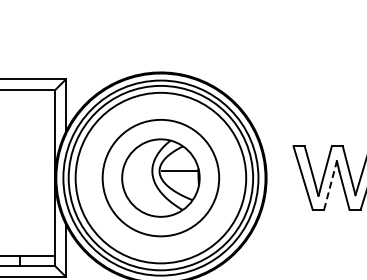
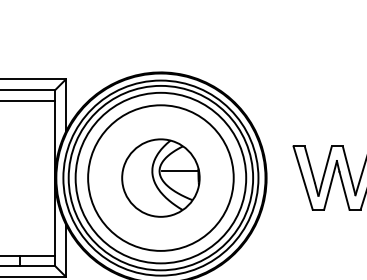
line: none -> present (28, 100)
circle diameter: 116 px -> 146 px (160, 177)
line: dashed -> solid (330, 184)
